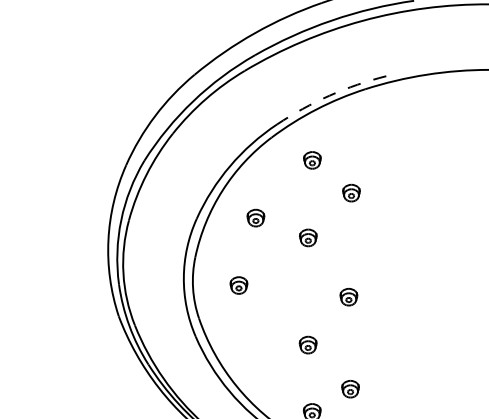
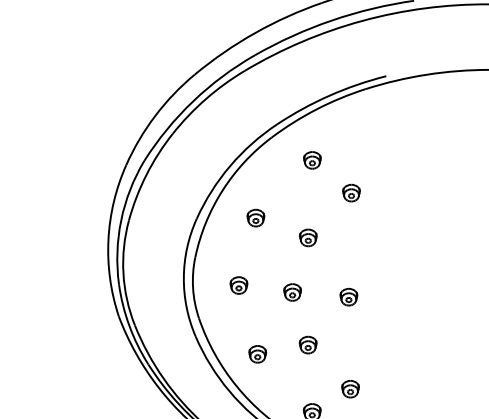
arc: dashed -> solid (329, 95)
part: none -> present (292, 292)
part: none -> present (257, 354)
